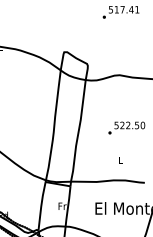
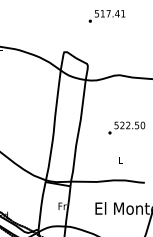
text position: (120, 12) -> (106, 16) (106, 16)
